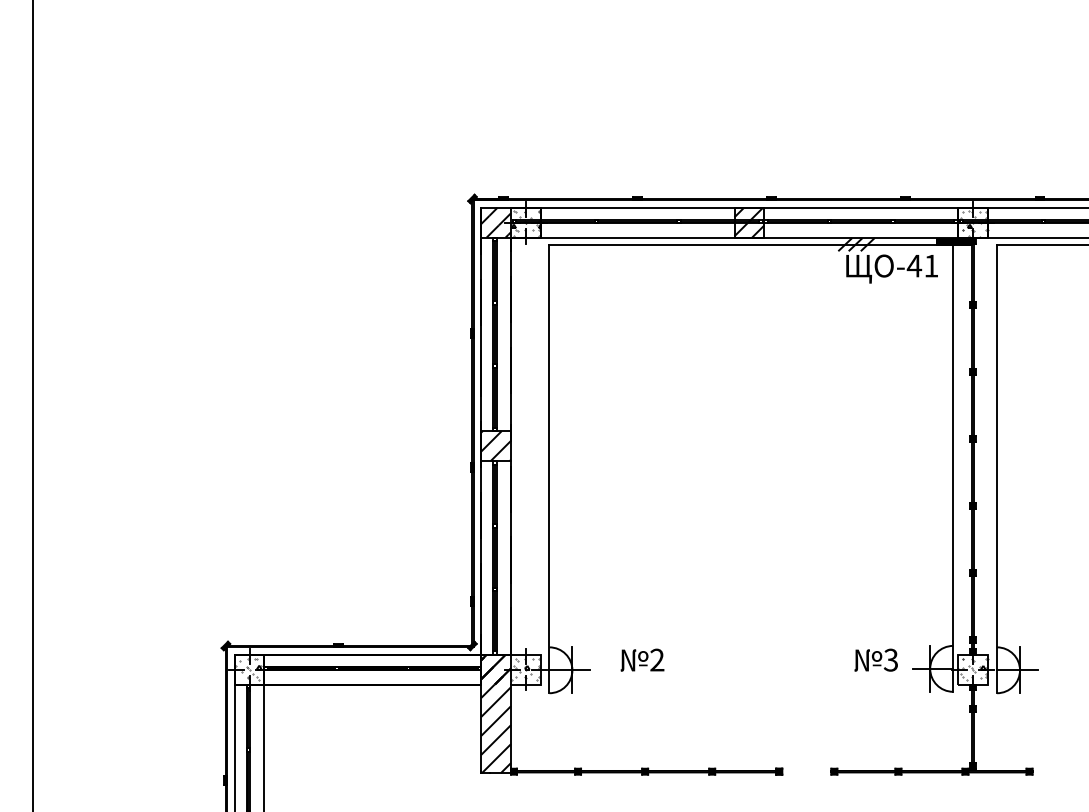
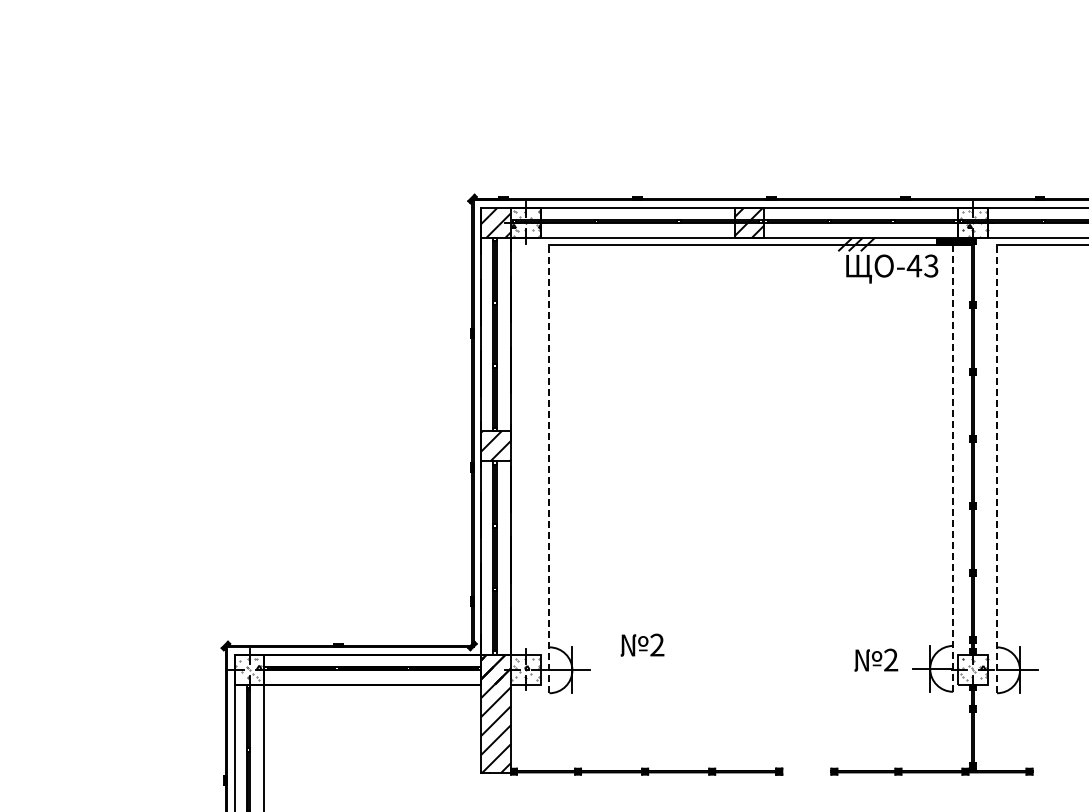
text: -41 -> -43 (931, 265)
line: present -> none (32, 405)
line: solid -> dashed (549, 468)
line: solid -> dashed (953, 468)
line: solid -> dashed (997, 468)
text position: (642, 659) -> (642, 644) (642, 644)
text: 3 -> 2 (890, 660)
